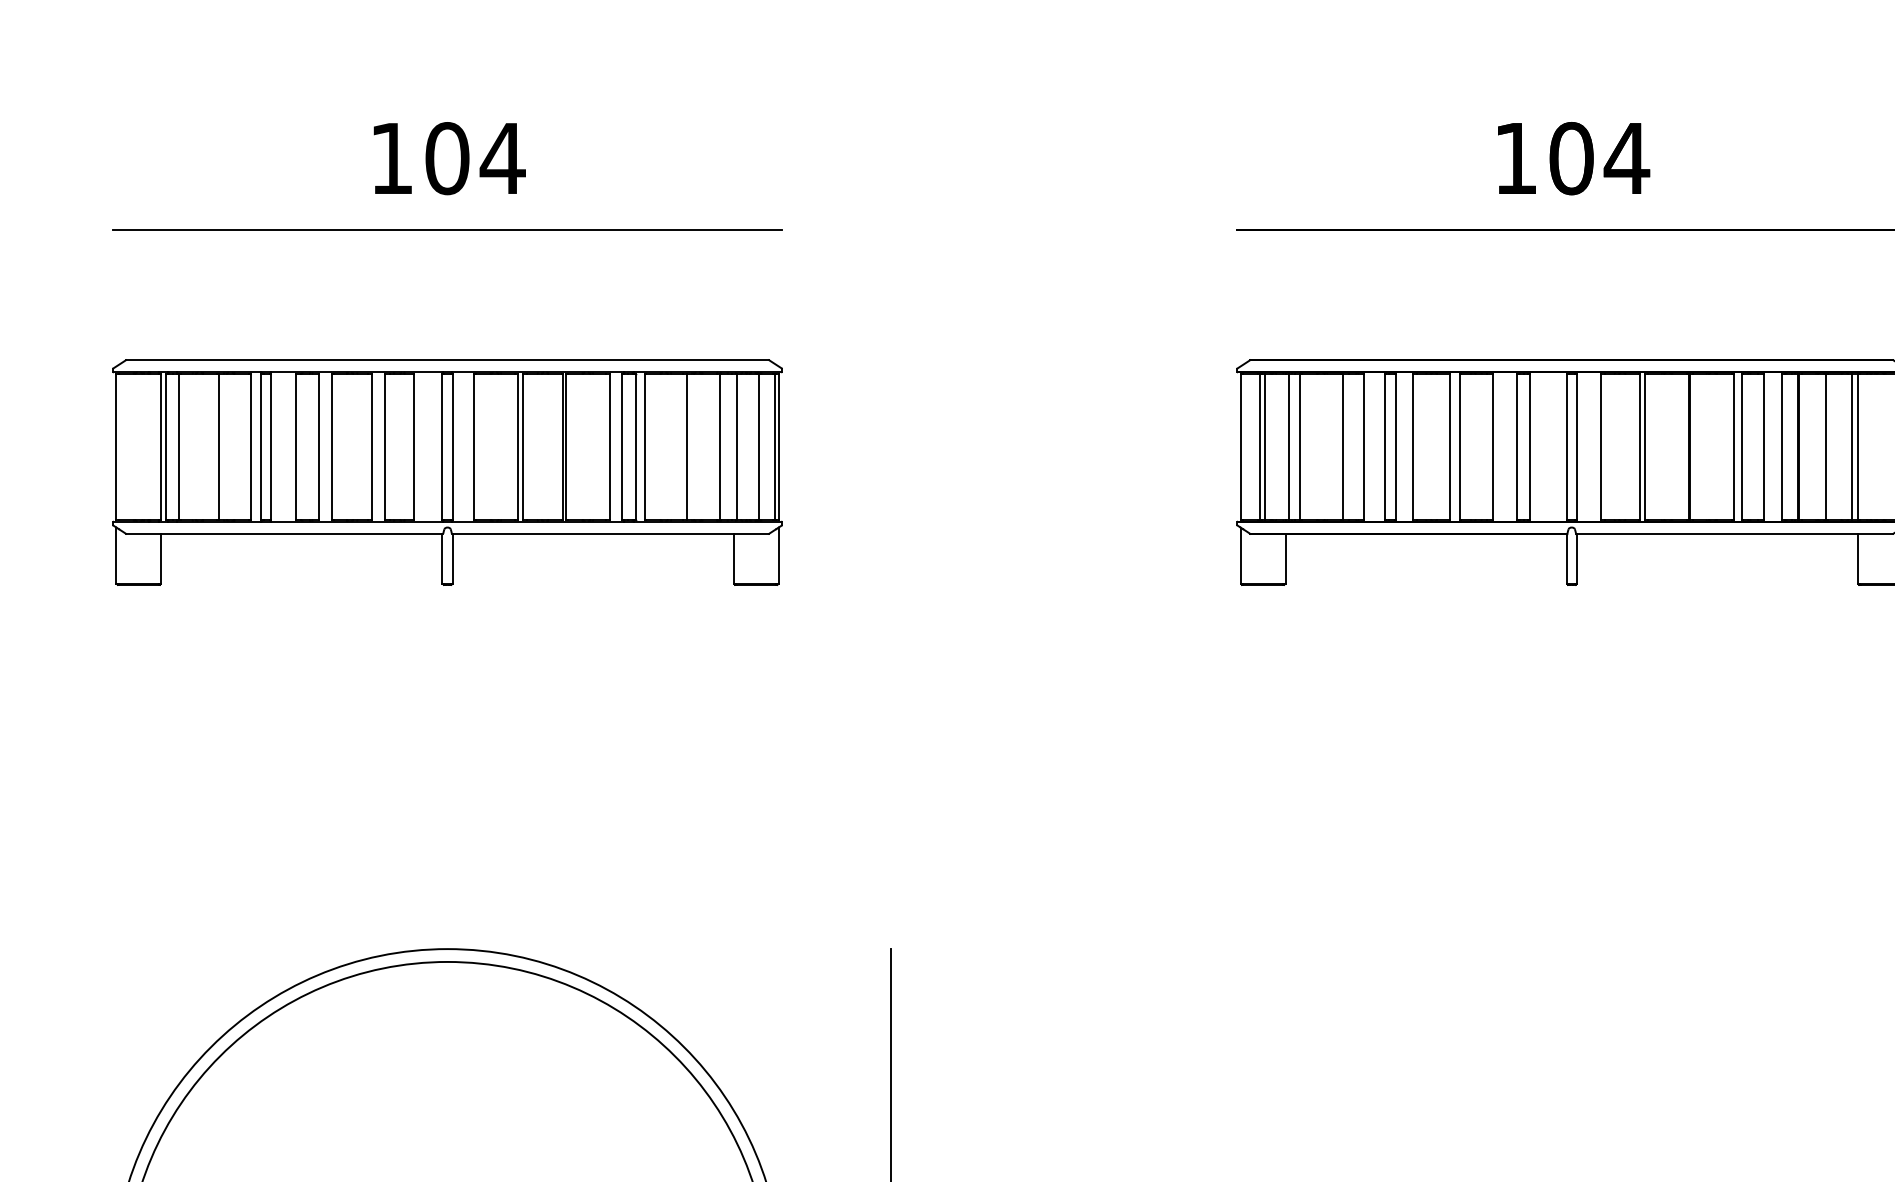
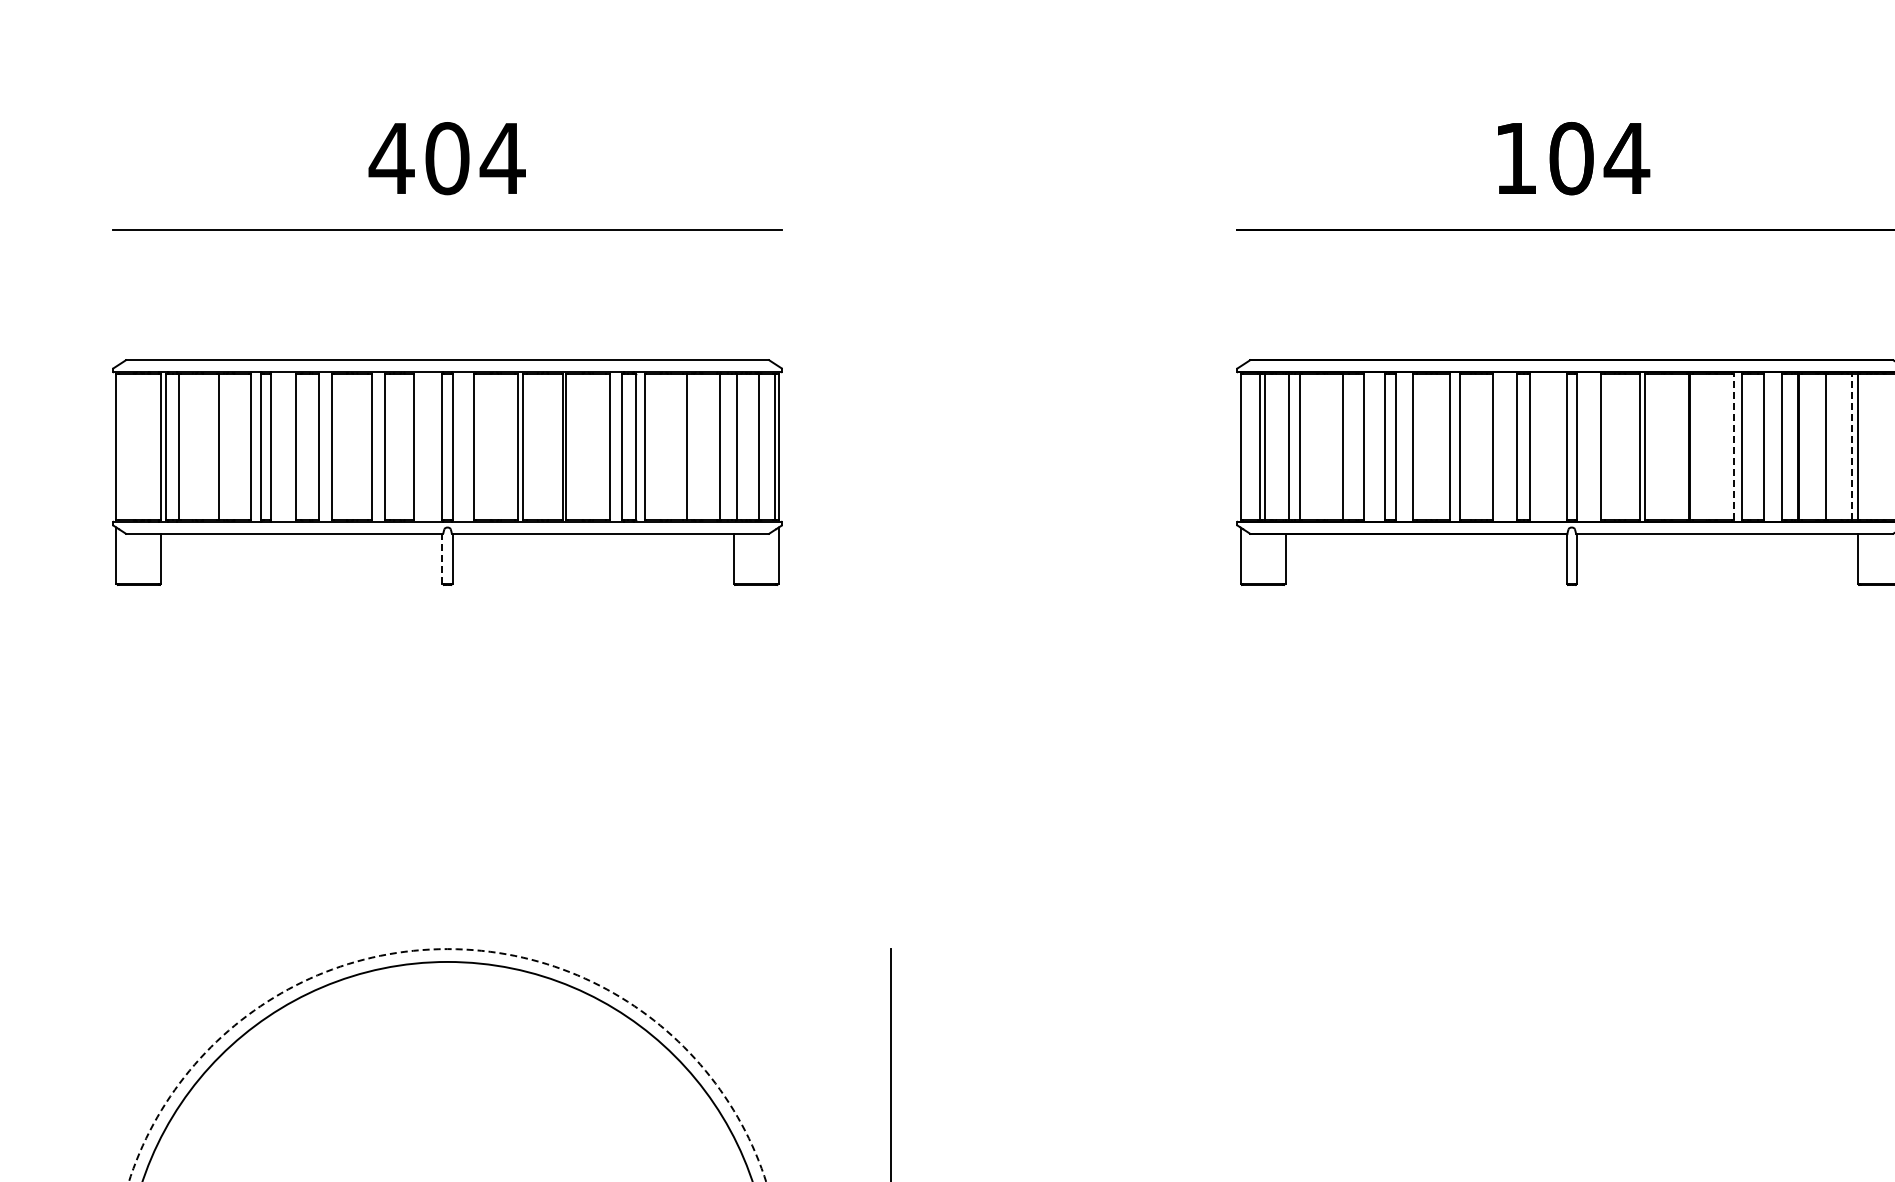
text: 104 -> 404 (391, 158)
line: solid -> dashed (1734, 446)
line: solid -> dashed (1852, 446)
line: solid -> dashed (442, 558)
circle: solid -> dashed (447, 1065)
